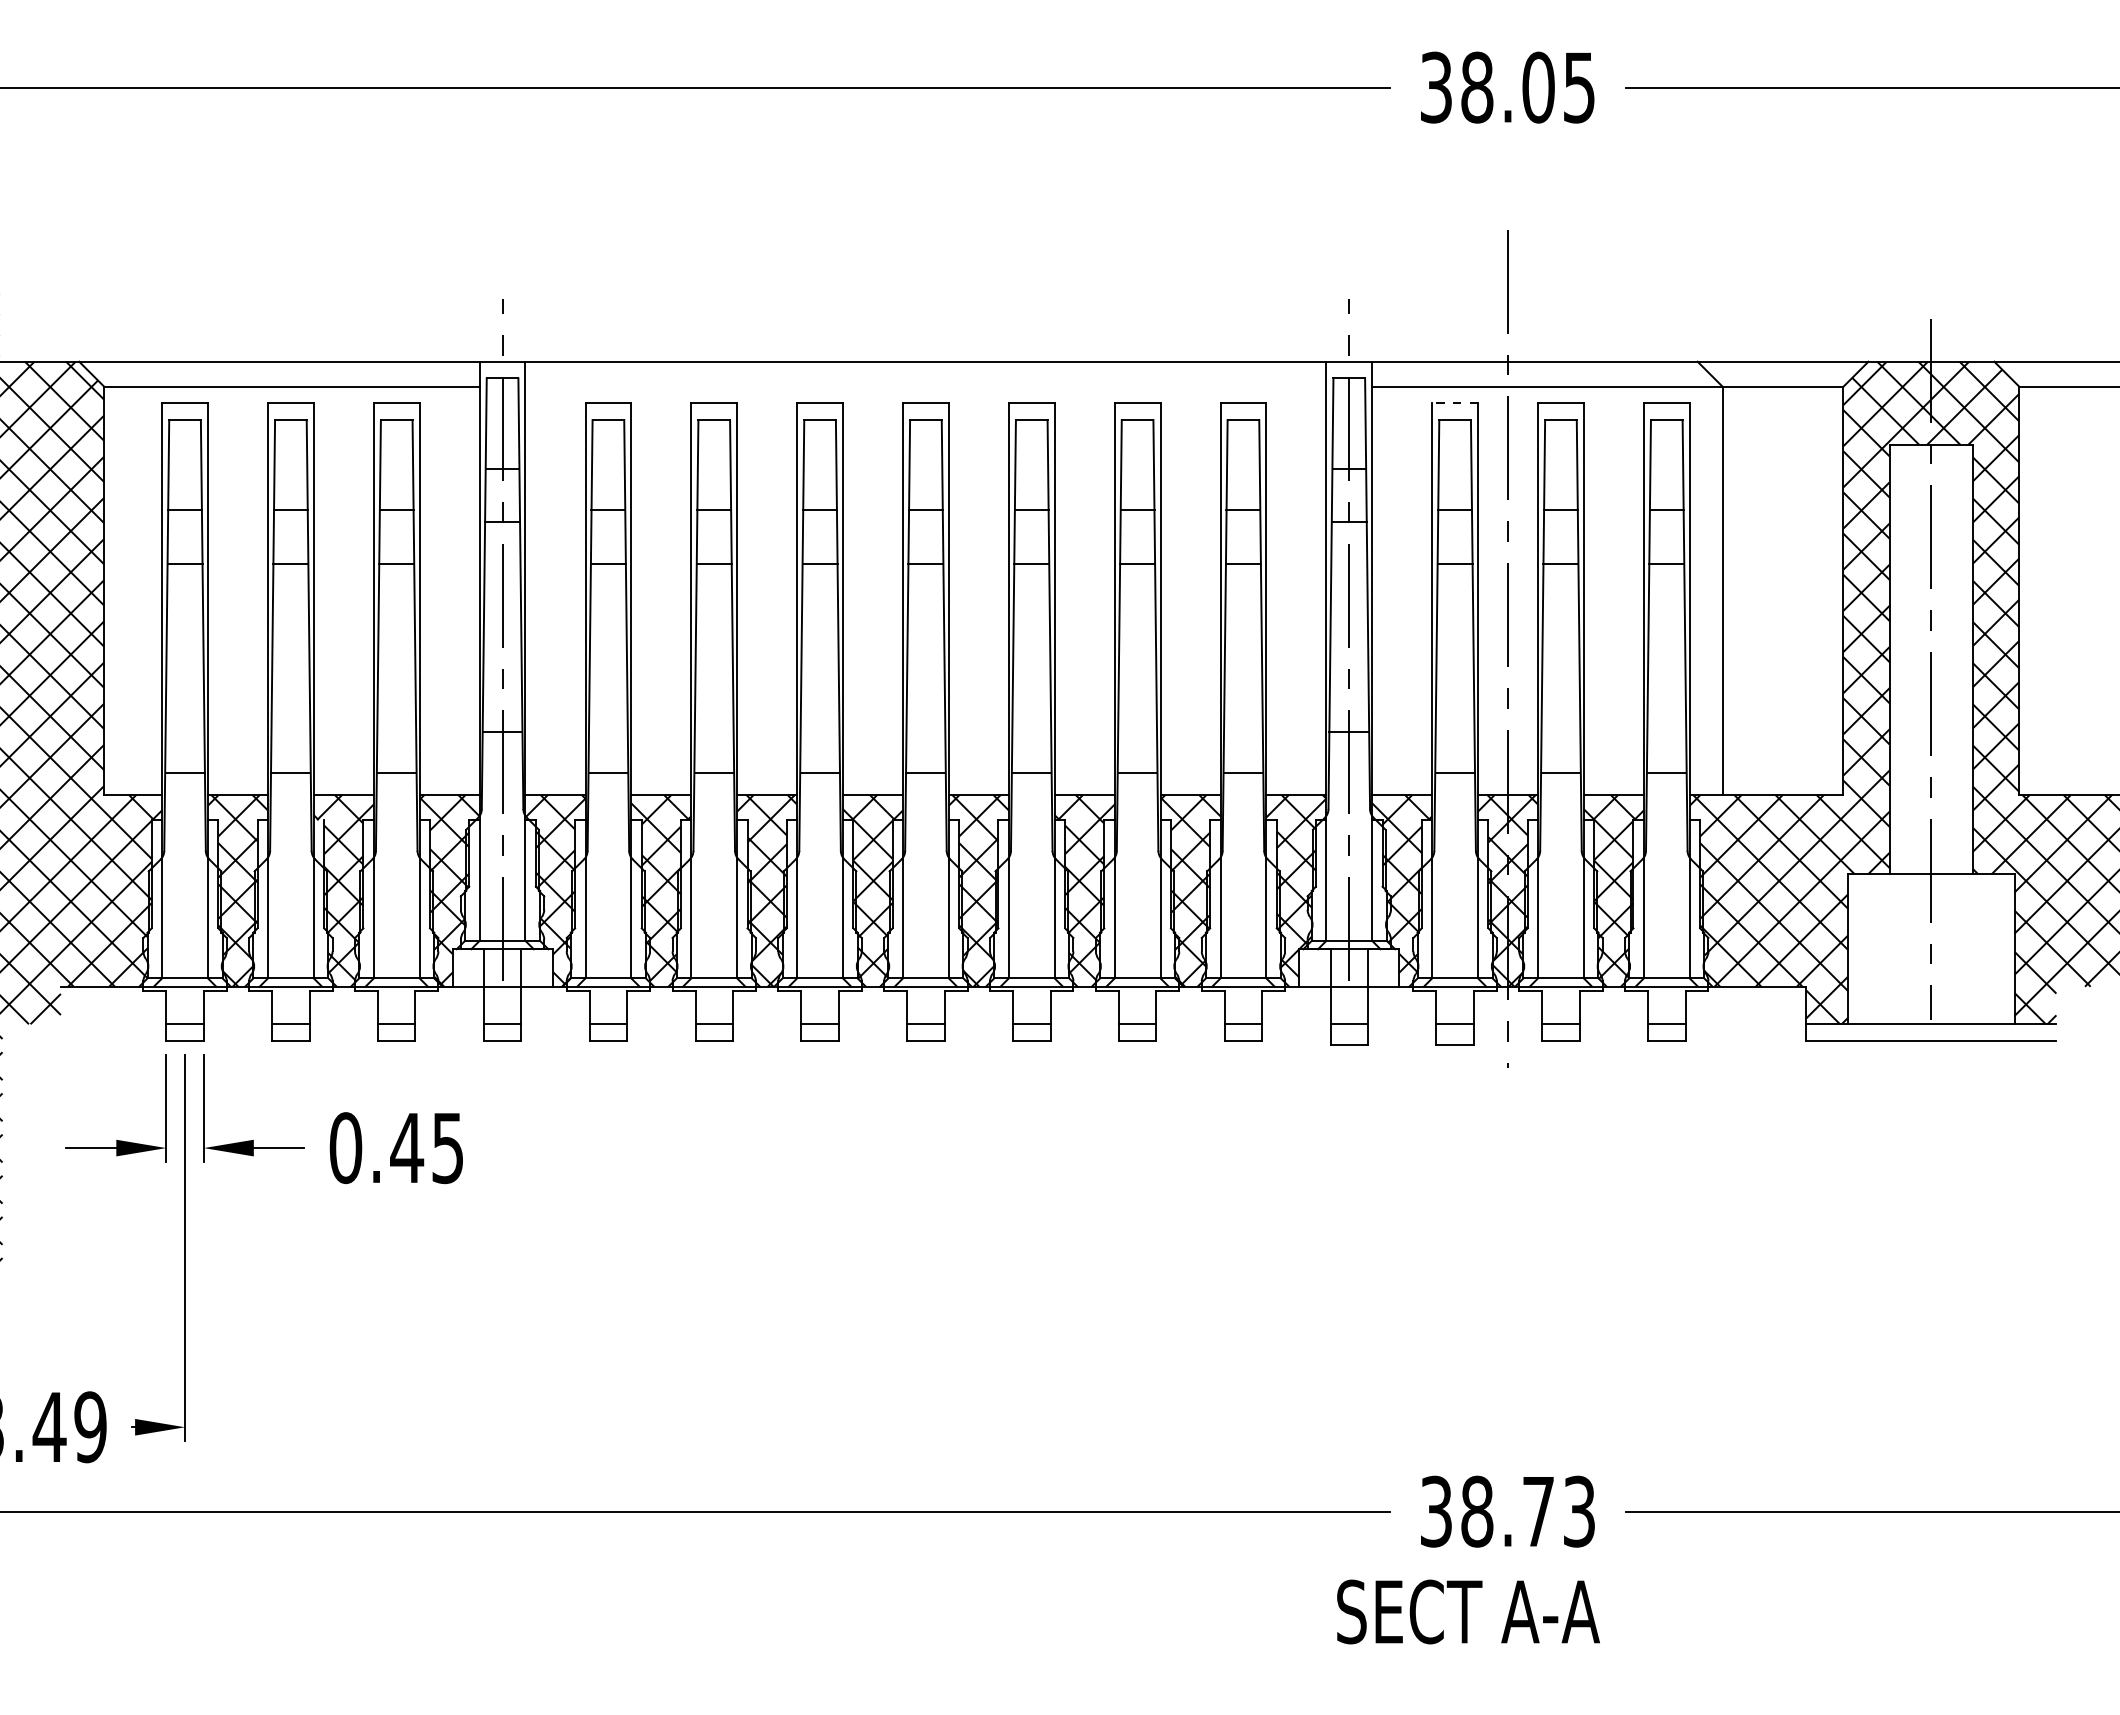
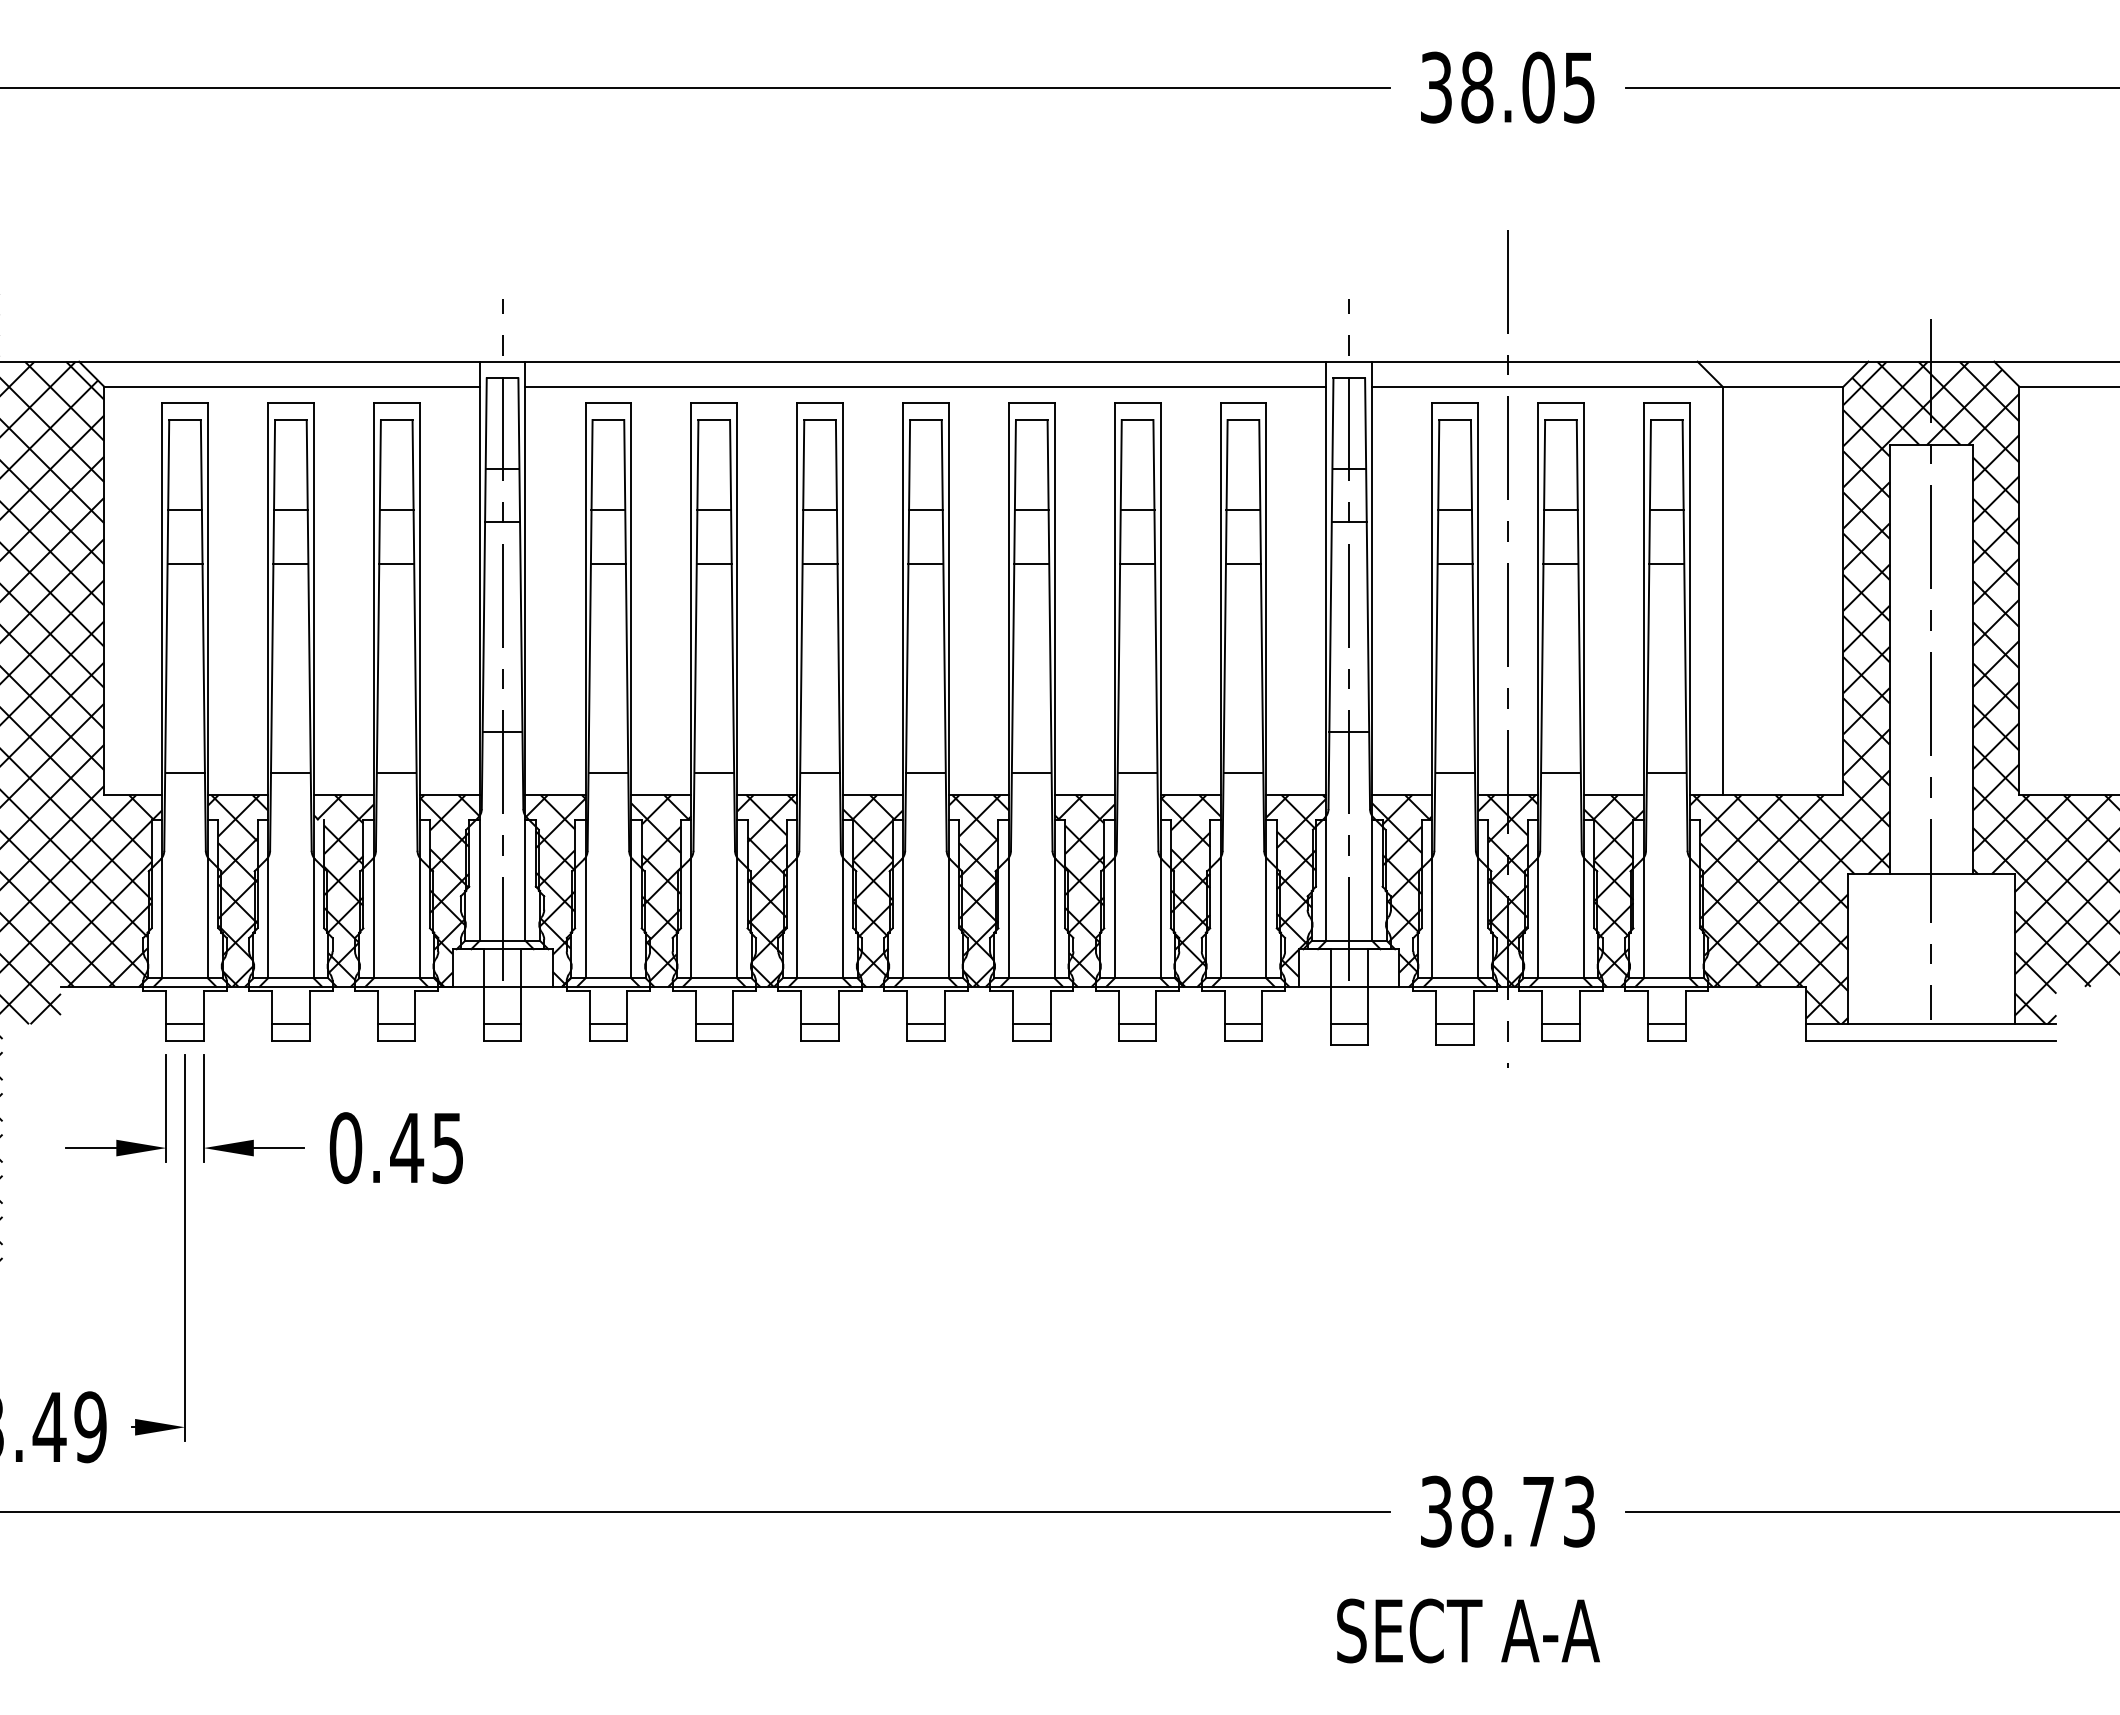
line: none -> present (925, 386)
line: dashed -> solid (1455, 403)
text position: (1468, 1611) -> (1468, 1630) (1468, 1630)
